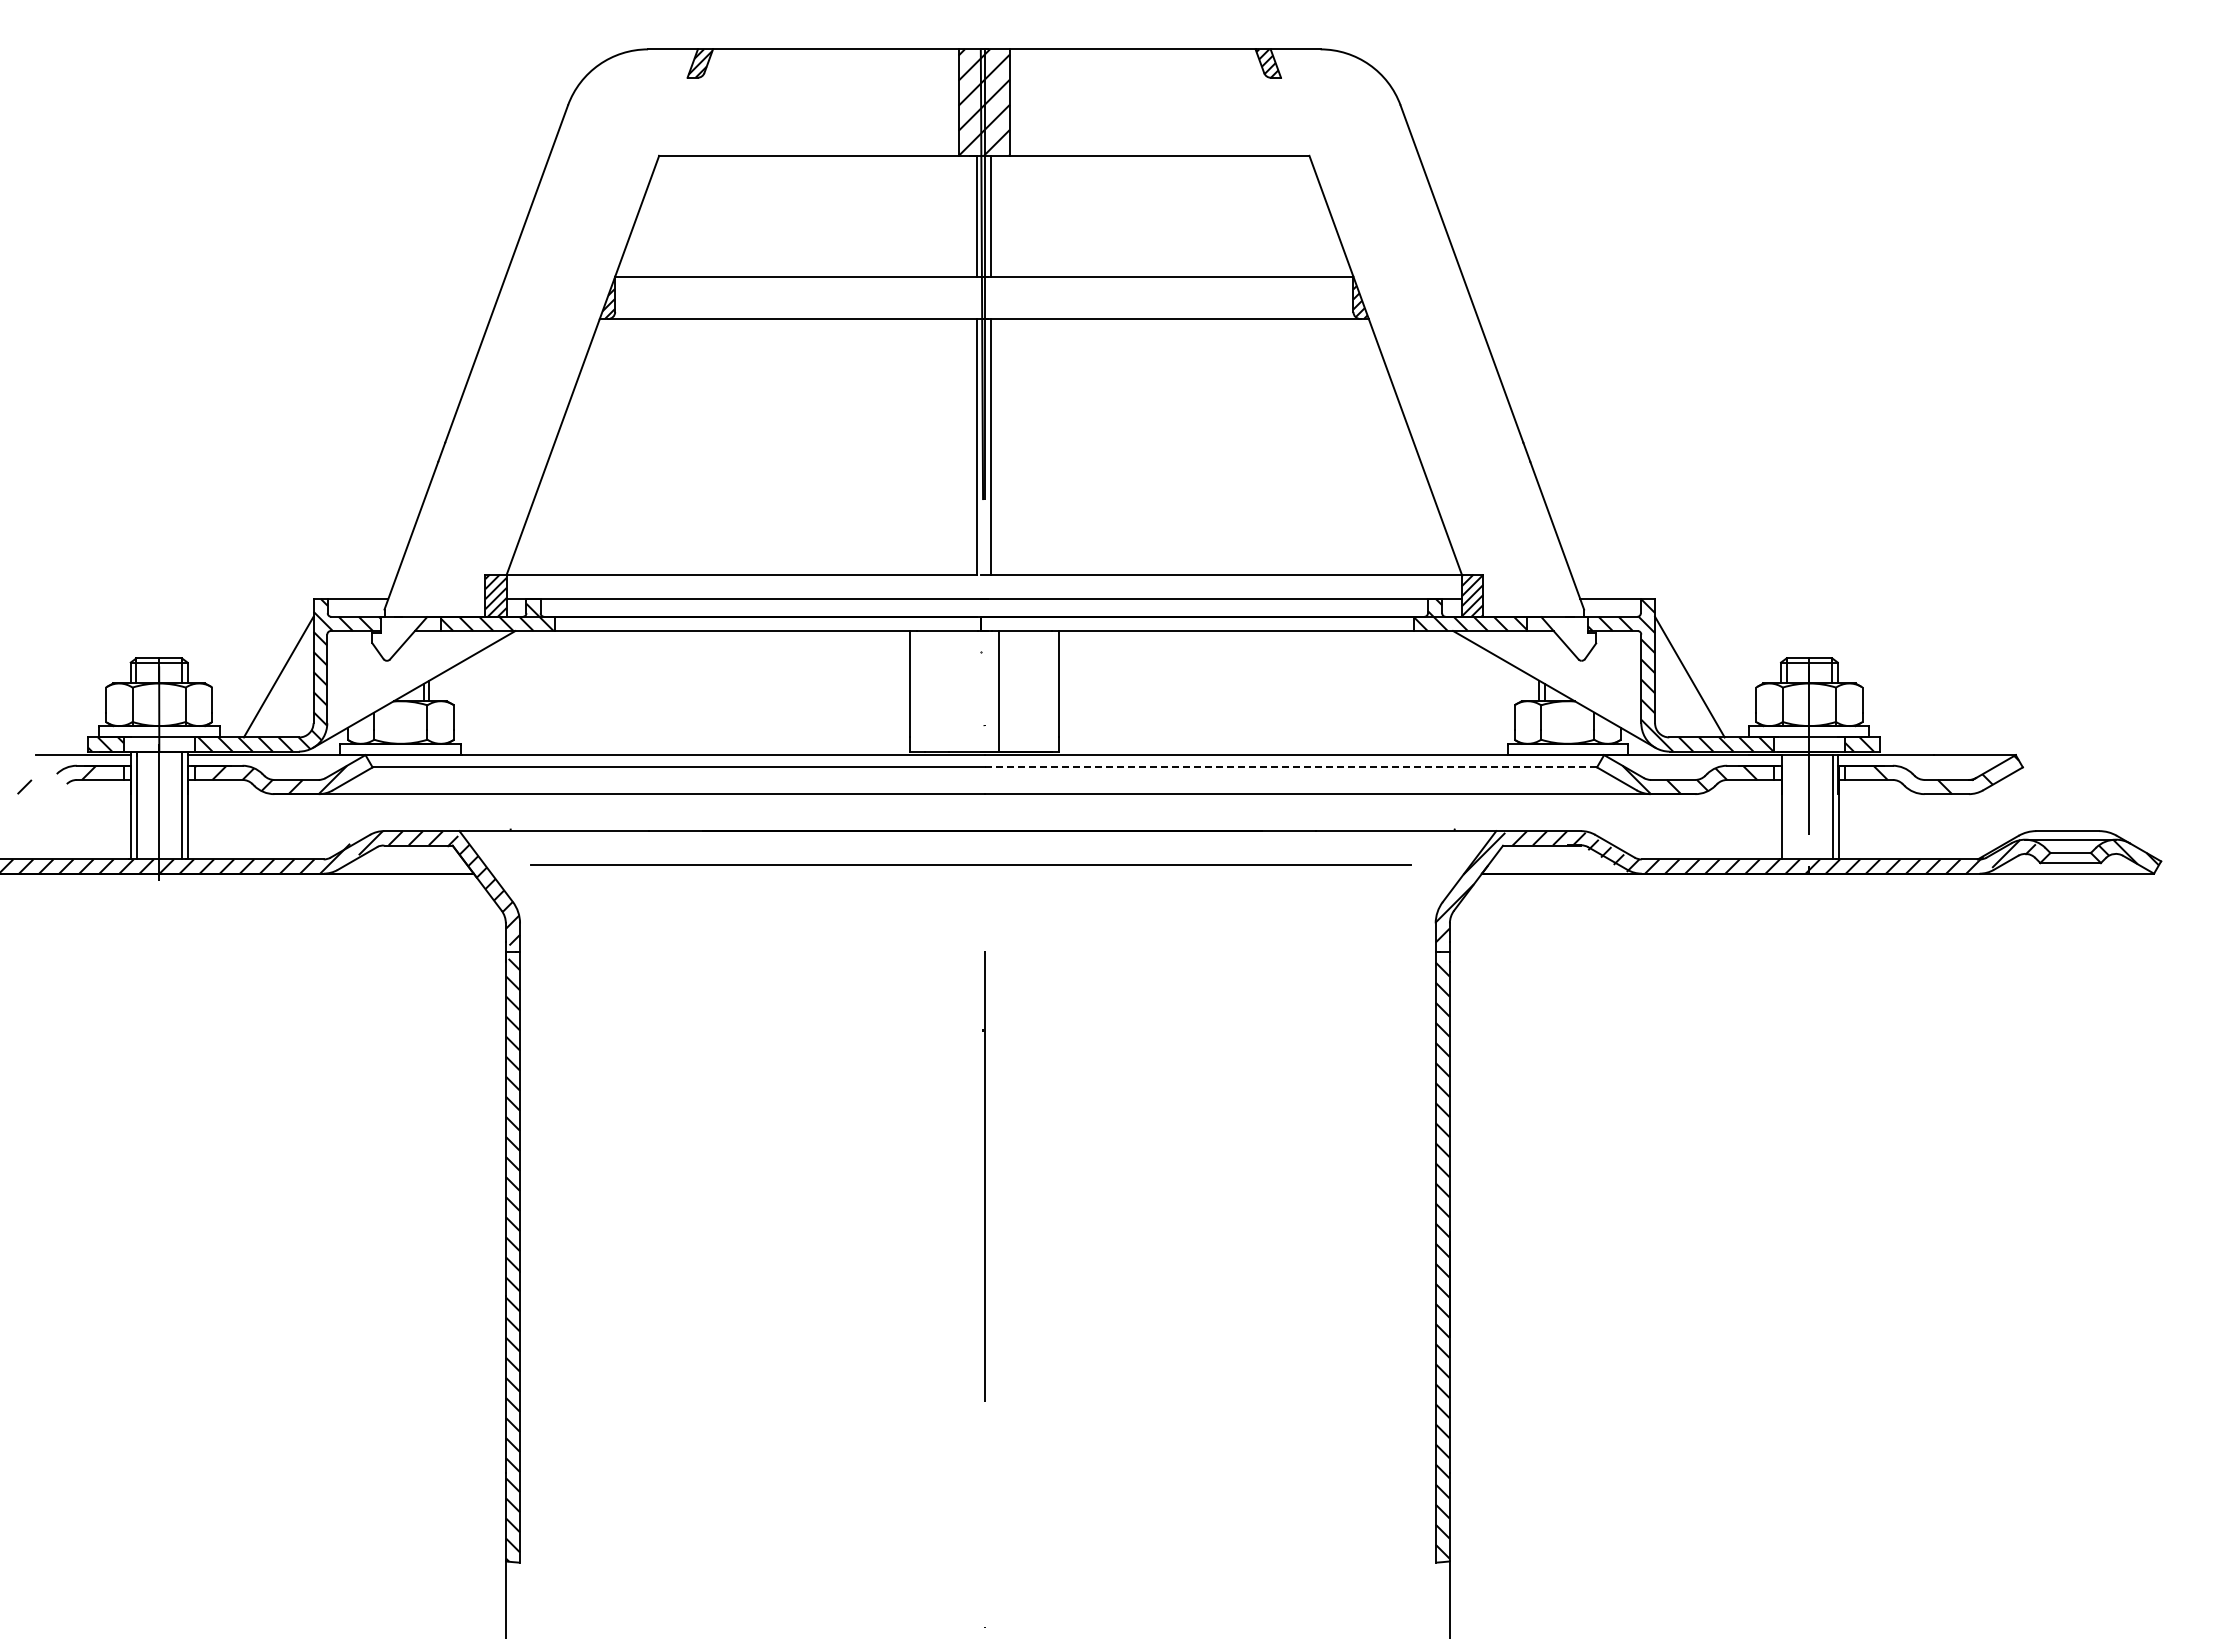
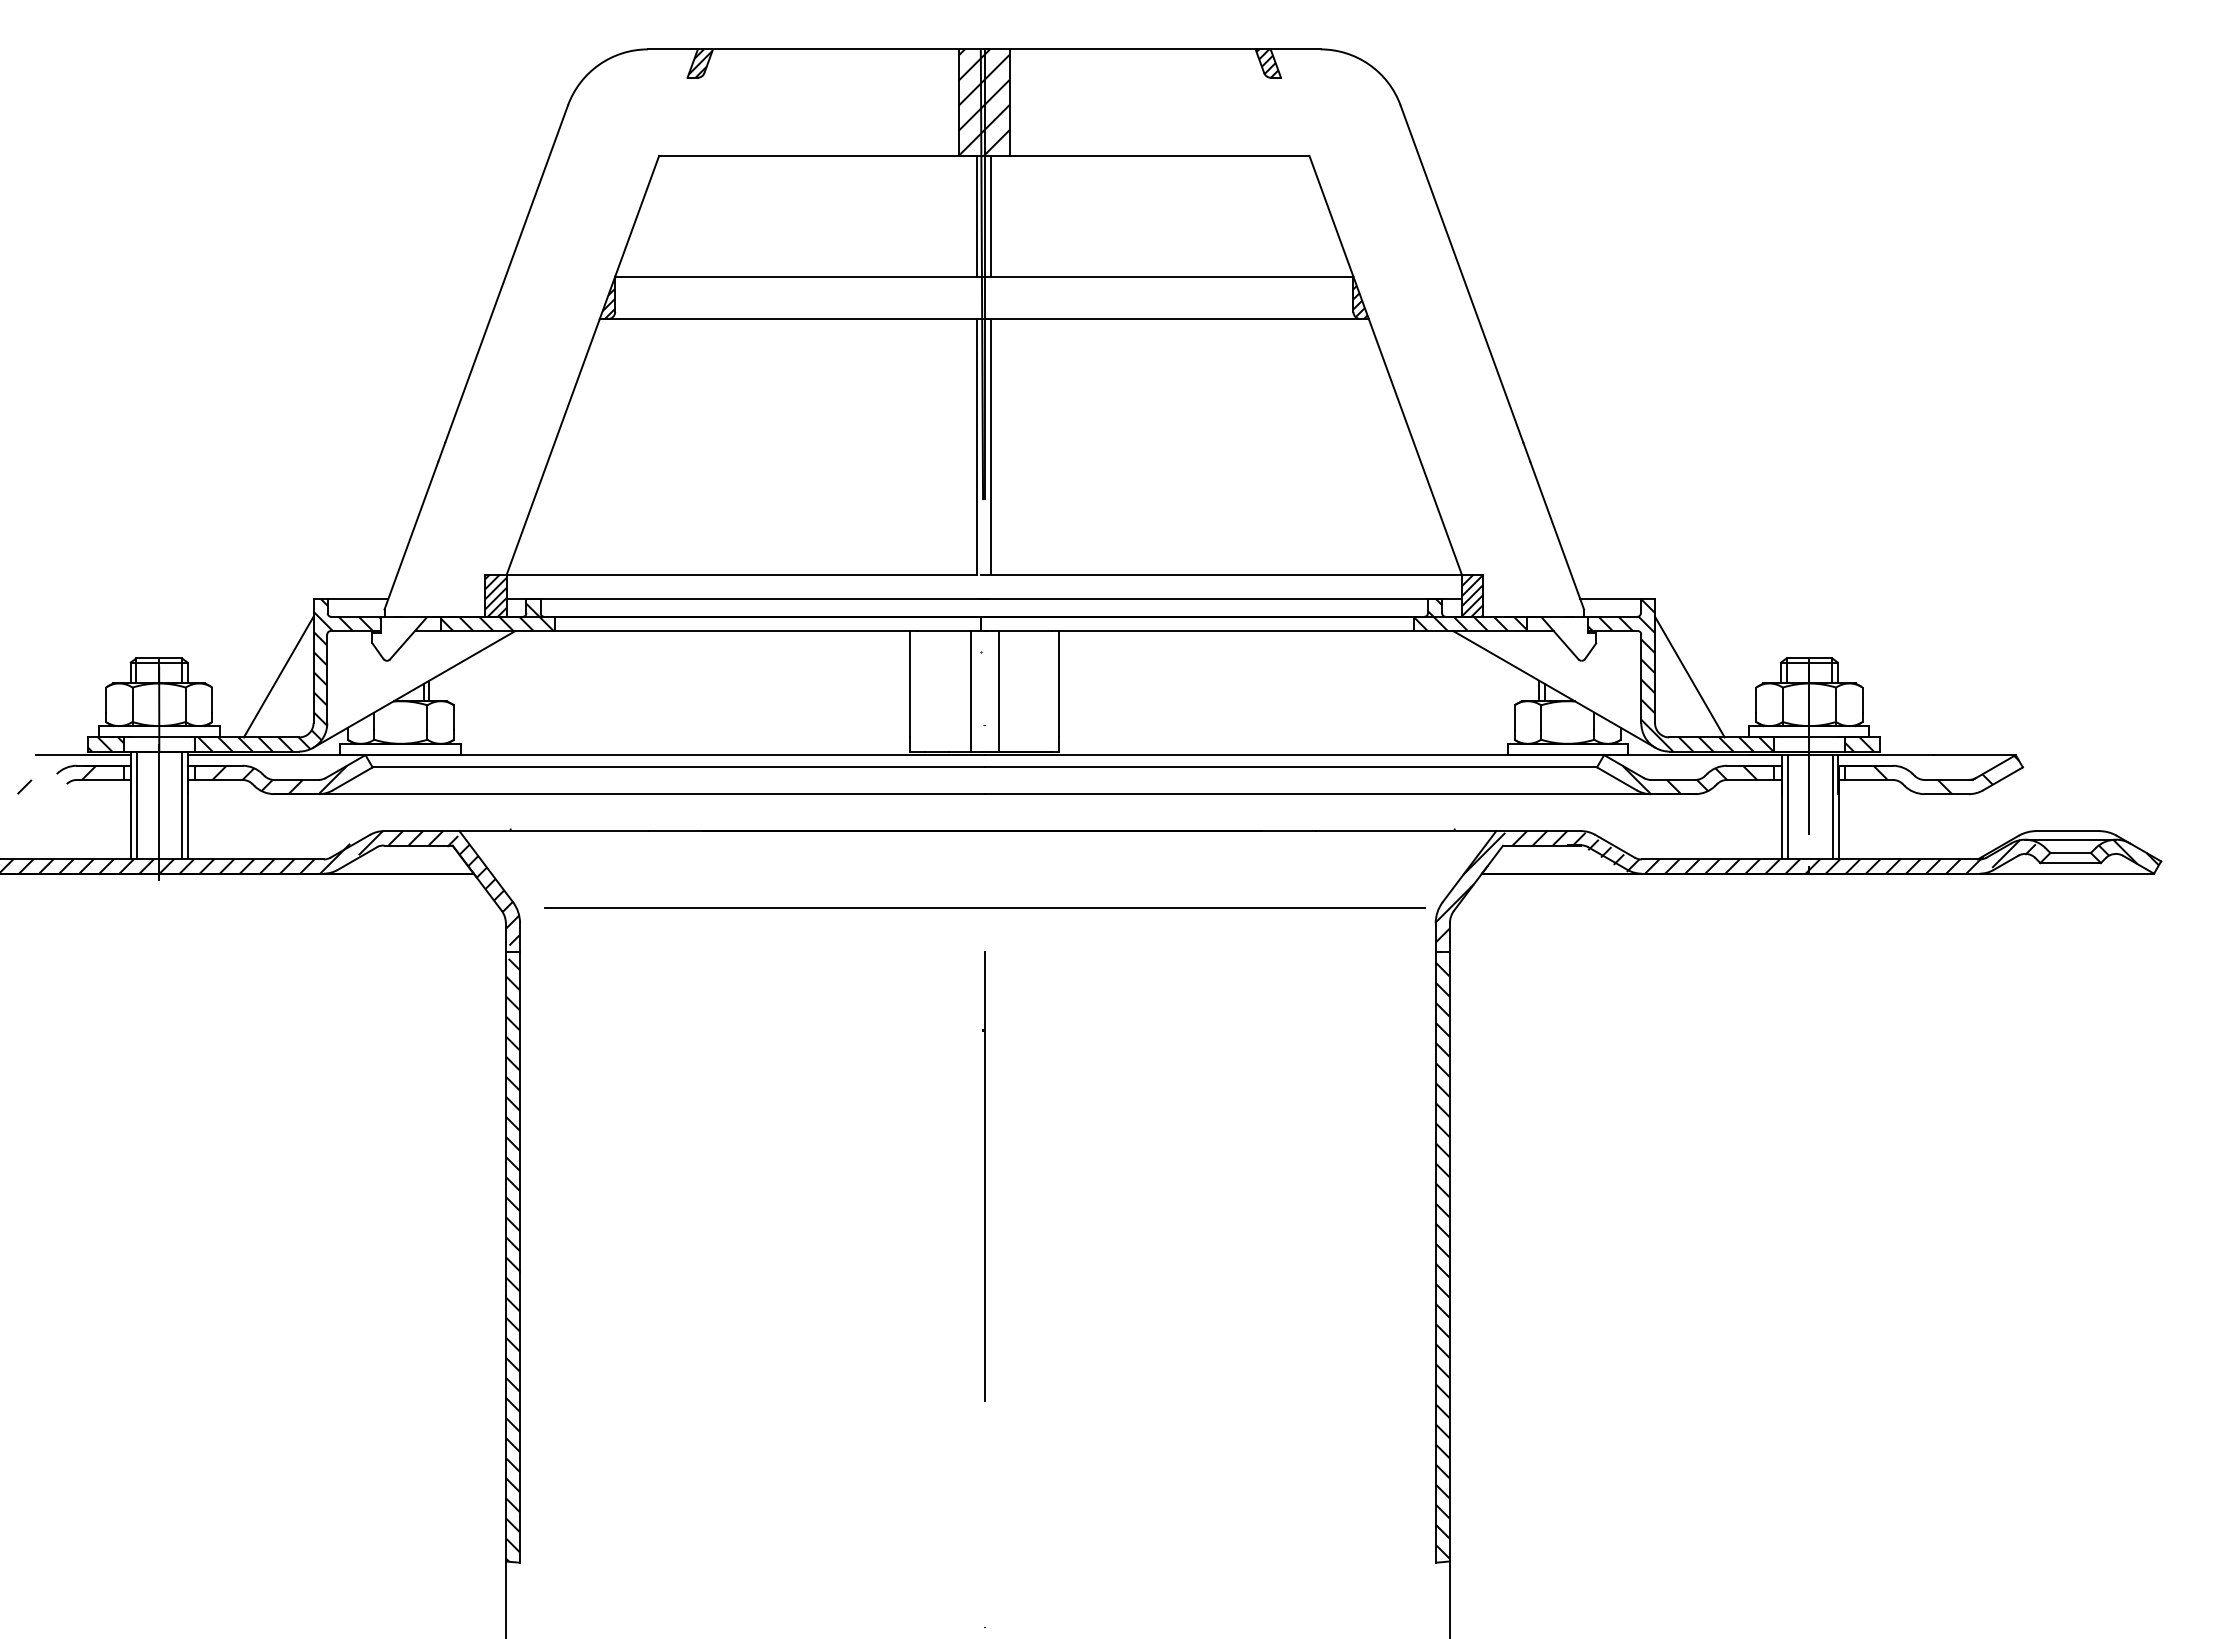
line: none -> present (970, 690)
line: dashed -> solid (1291, 767)
line: none -> present (1787, 807)
line position: (970, 864) -> (984, 907) (984, 907)
